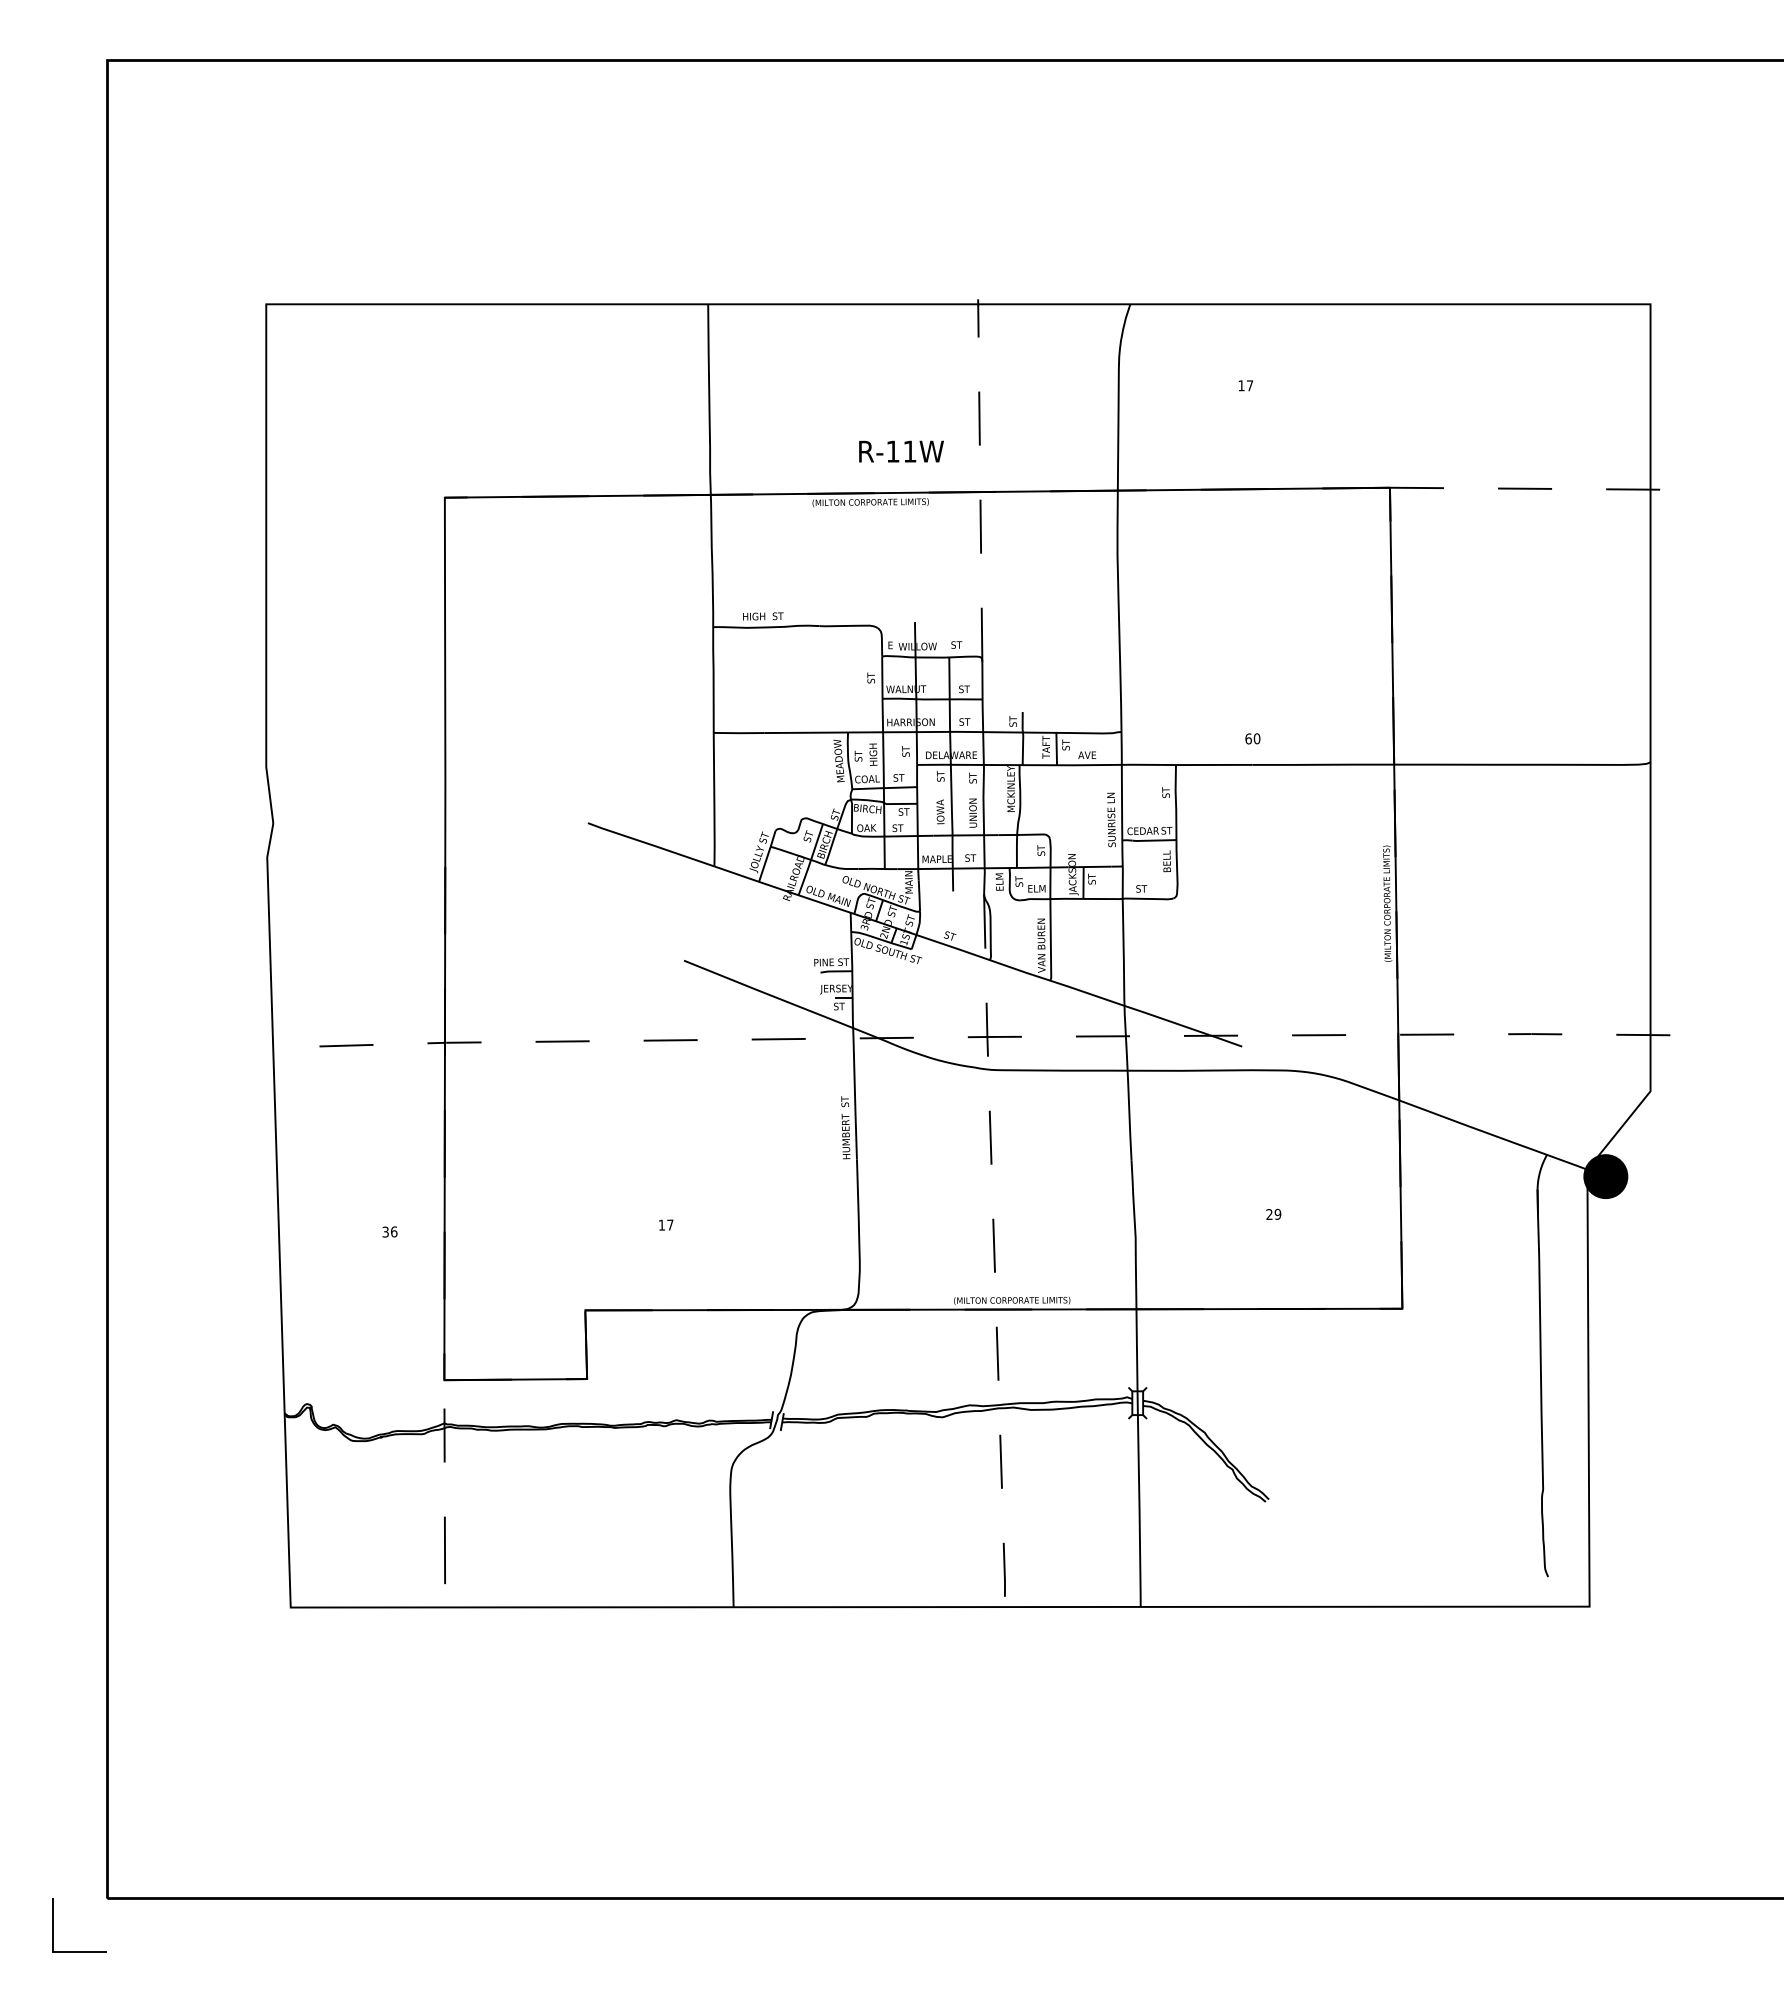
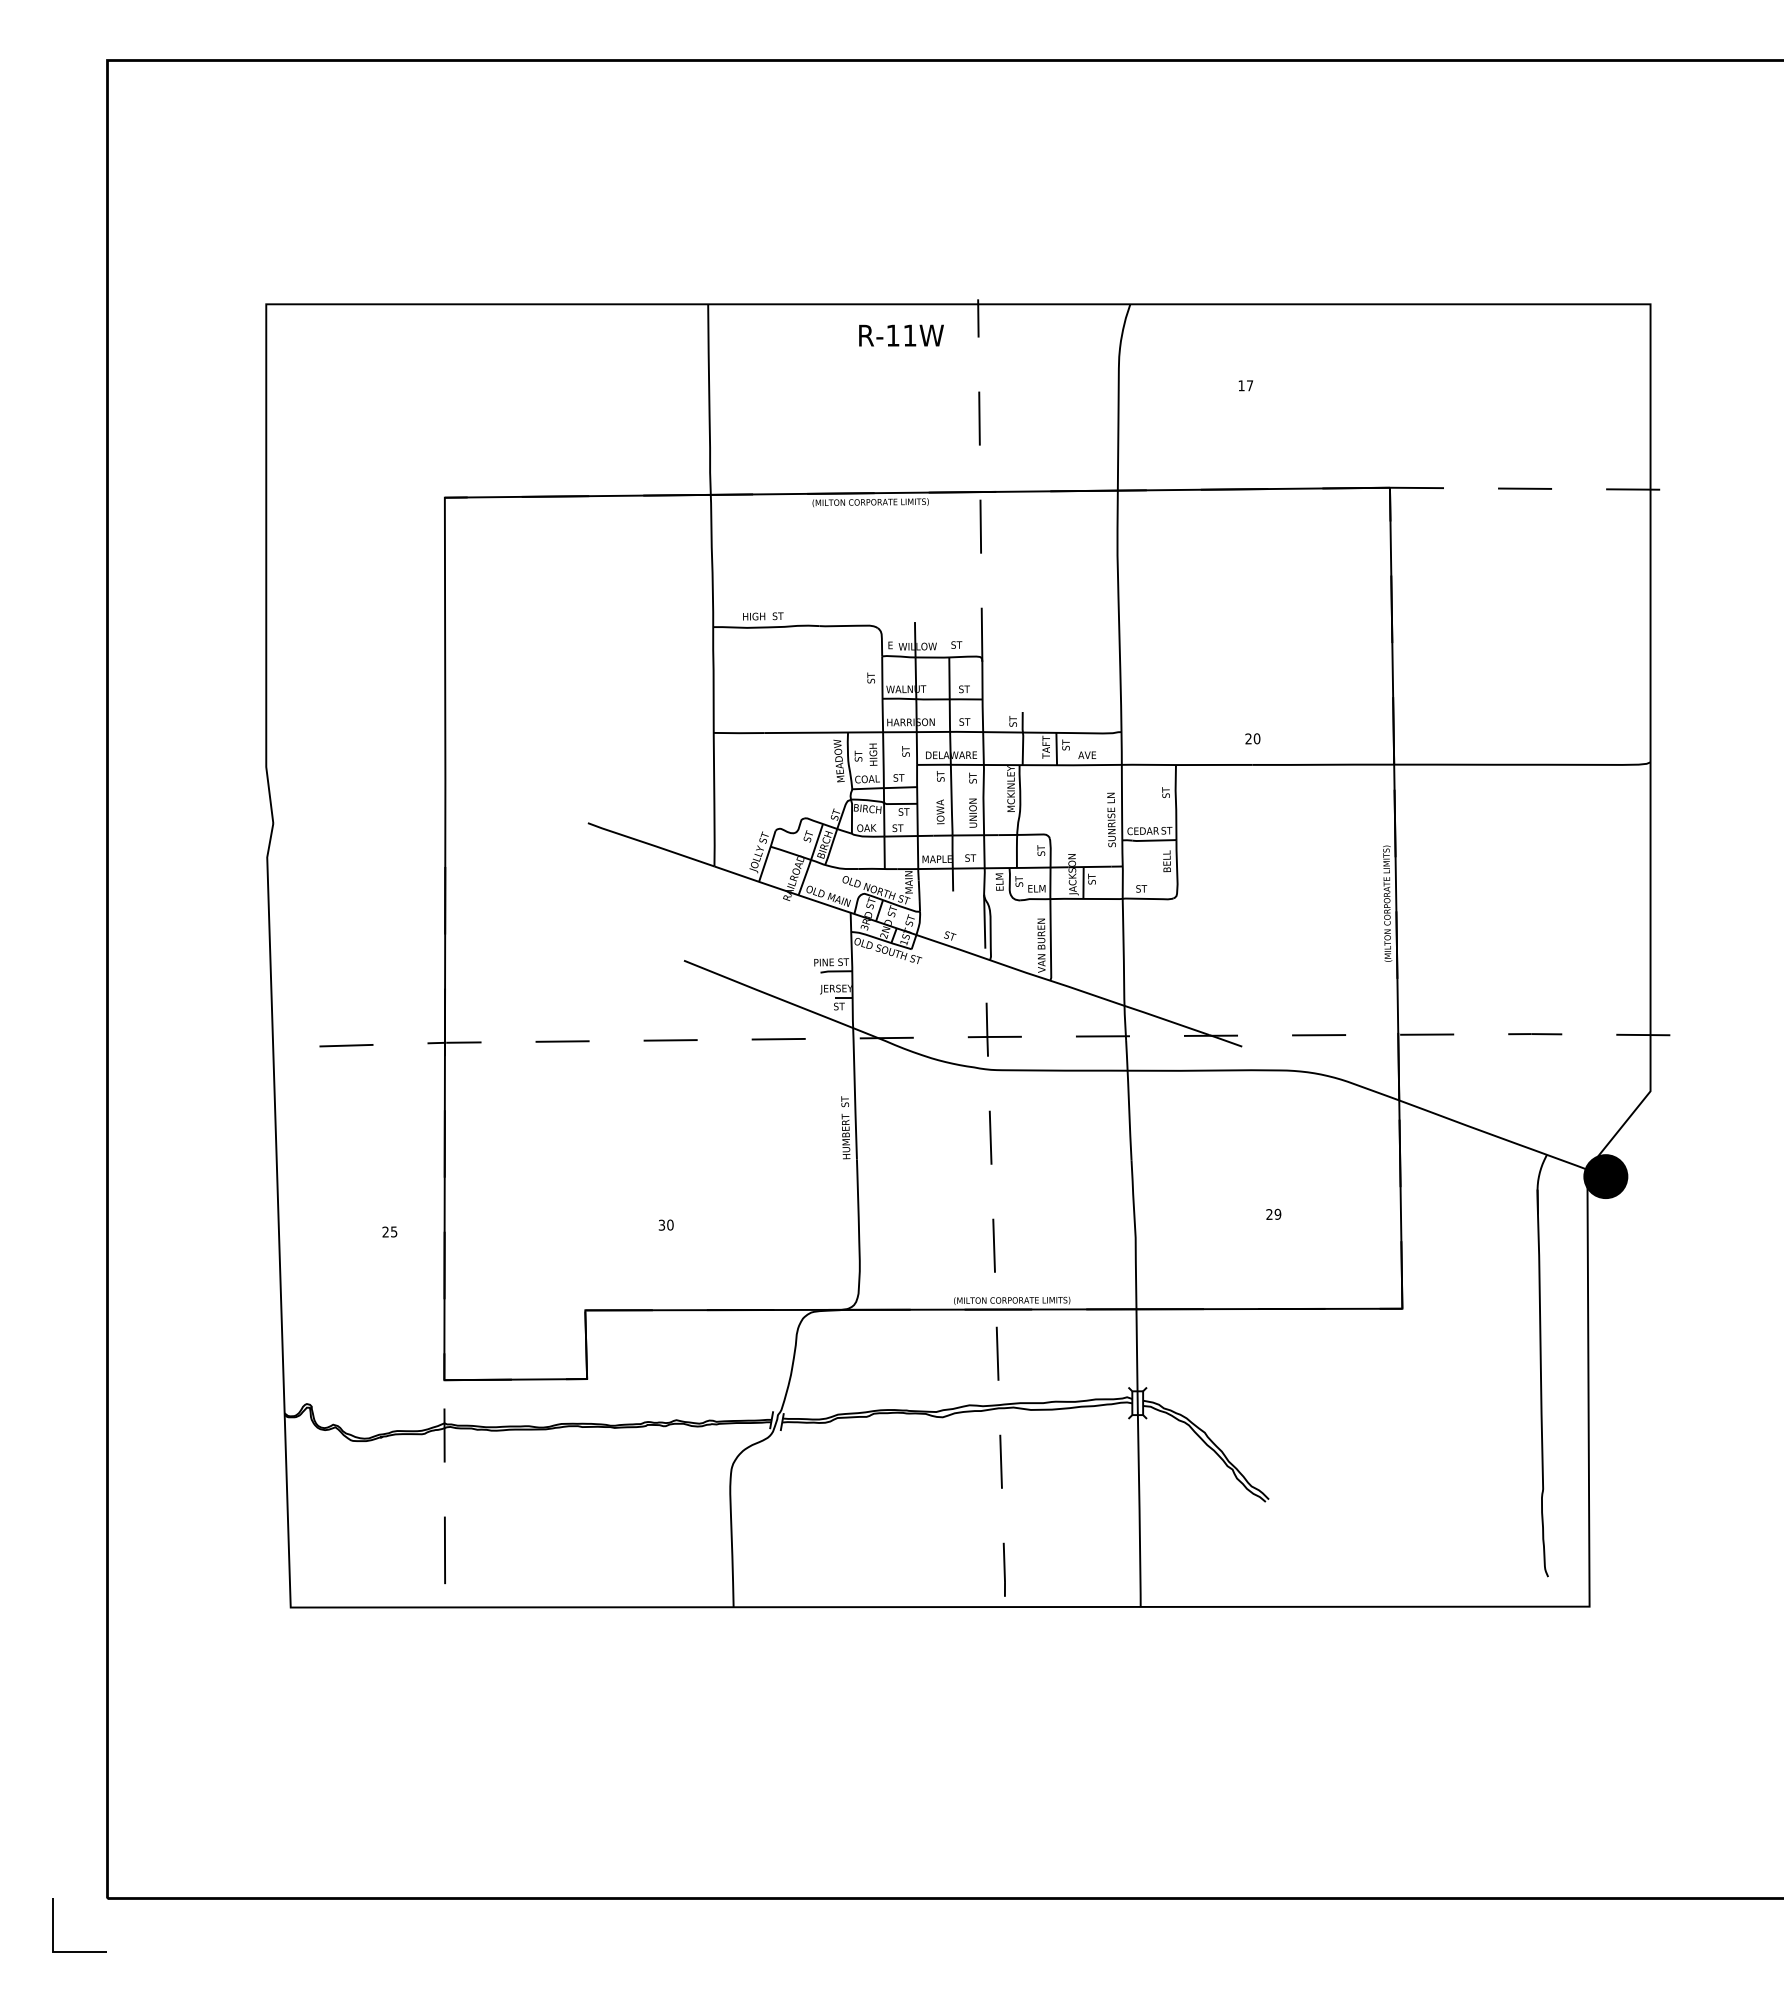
text position: (901, 451) -> (901, 335) (901, 335)
text: 60 -> 20 (1248, 738)
text: 17 -> 30 (665, 1224)
text: 36 -> 25 (389, 1231)
